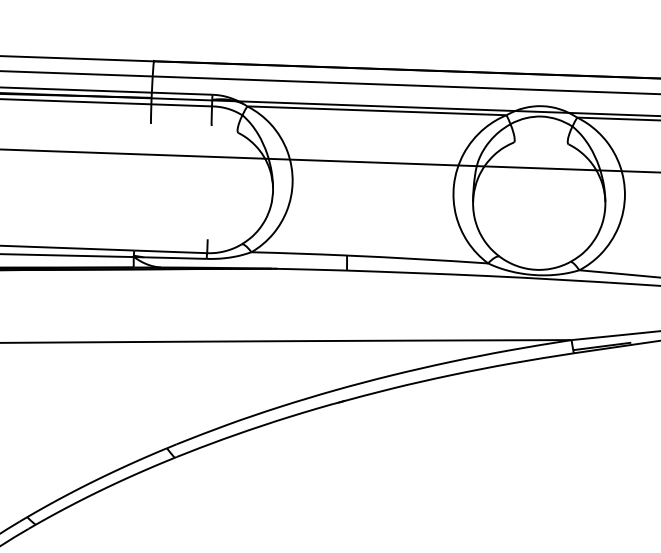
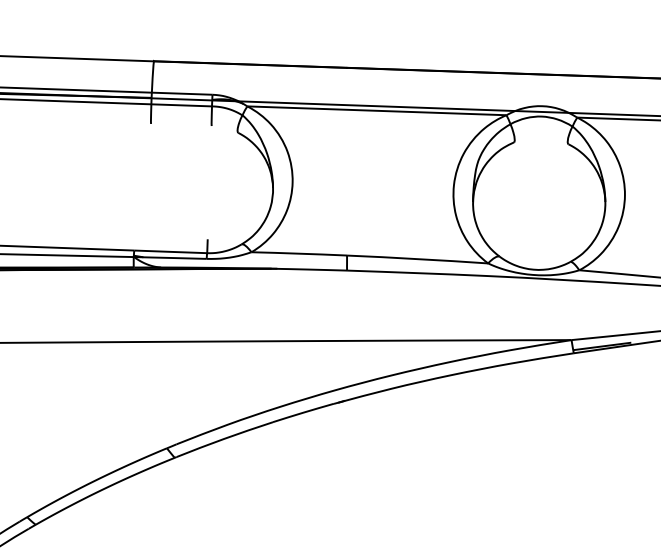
line: present -> none (329, 82)
line: present -> none (329, 160)
